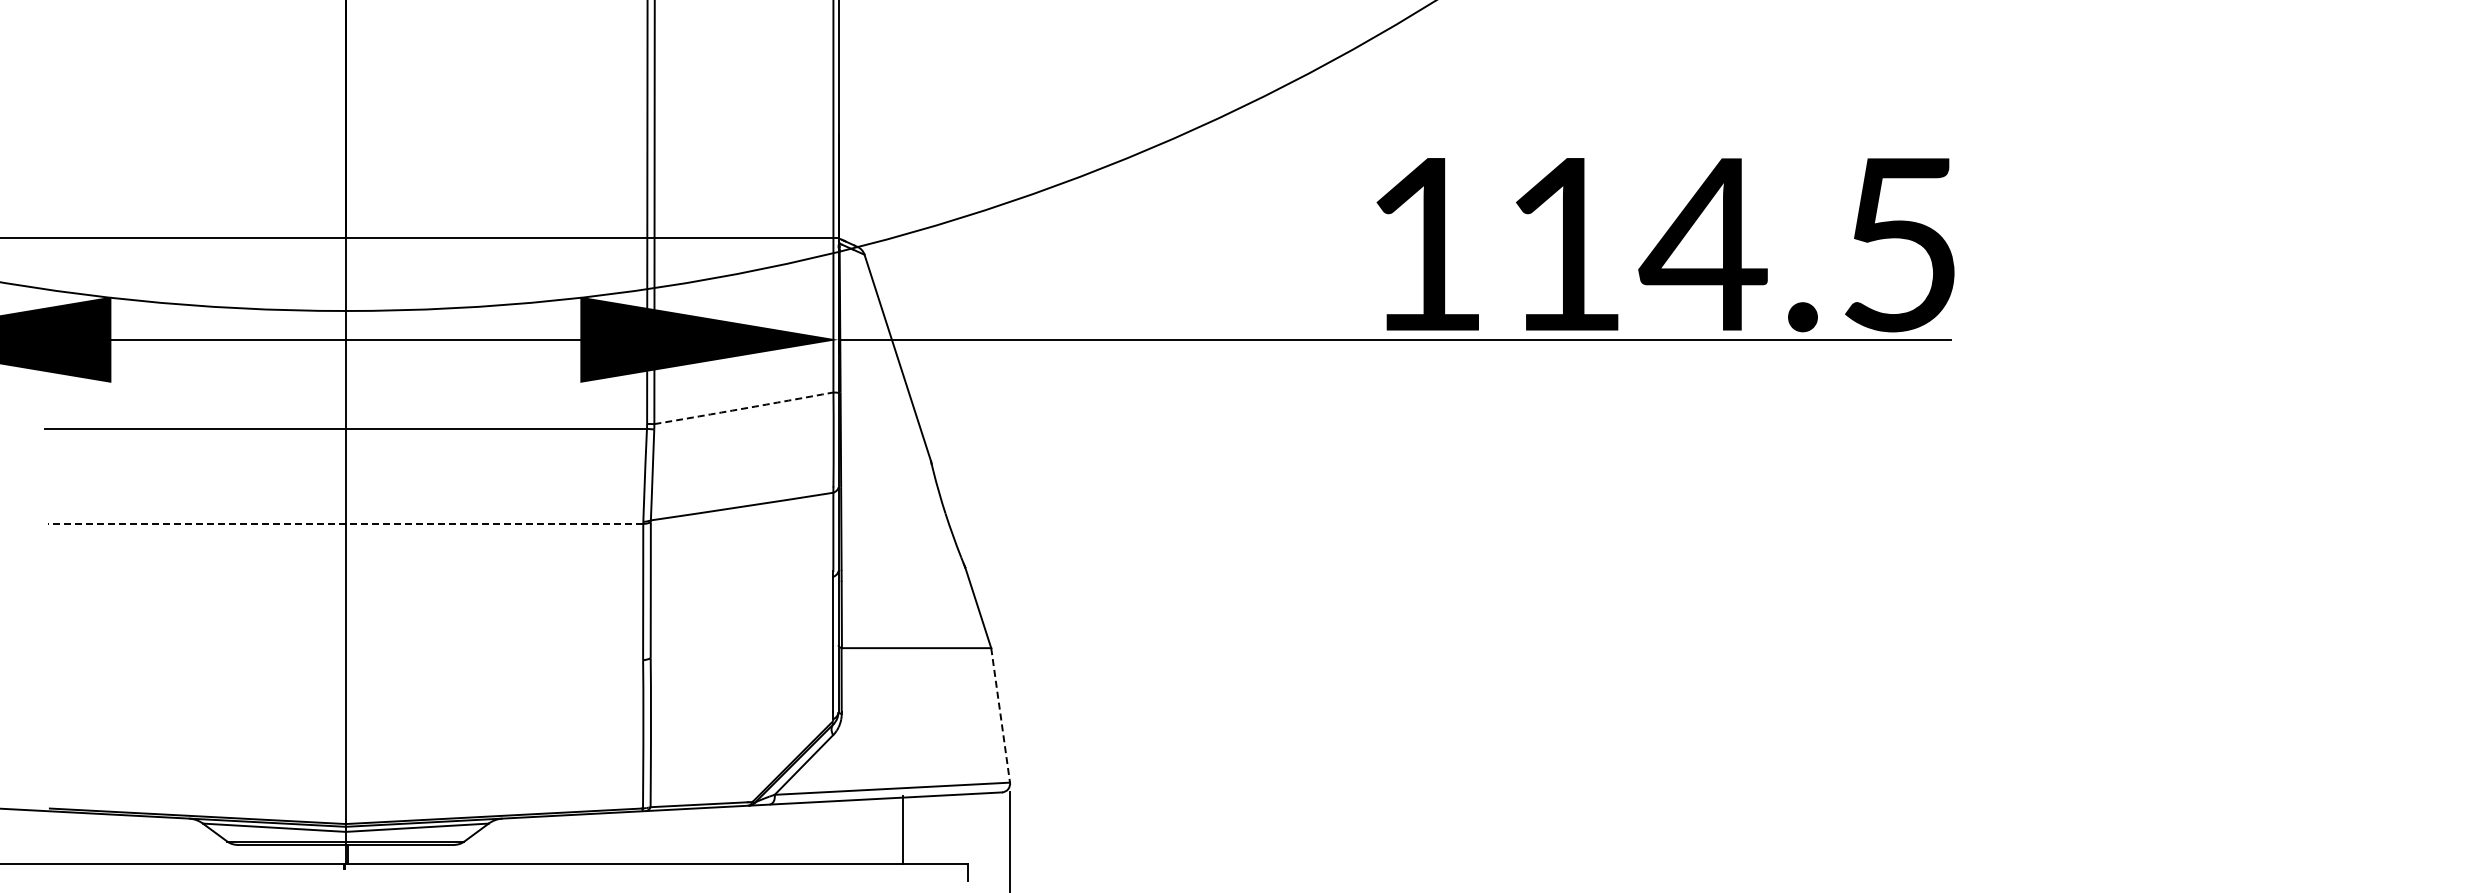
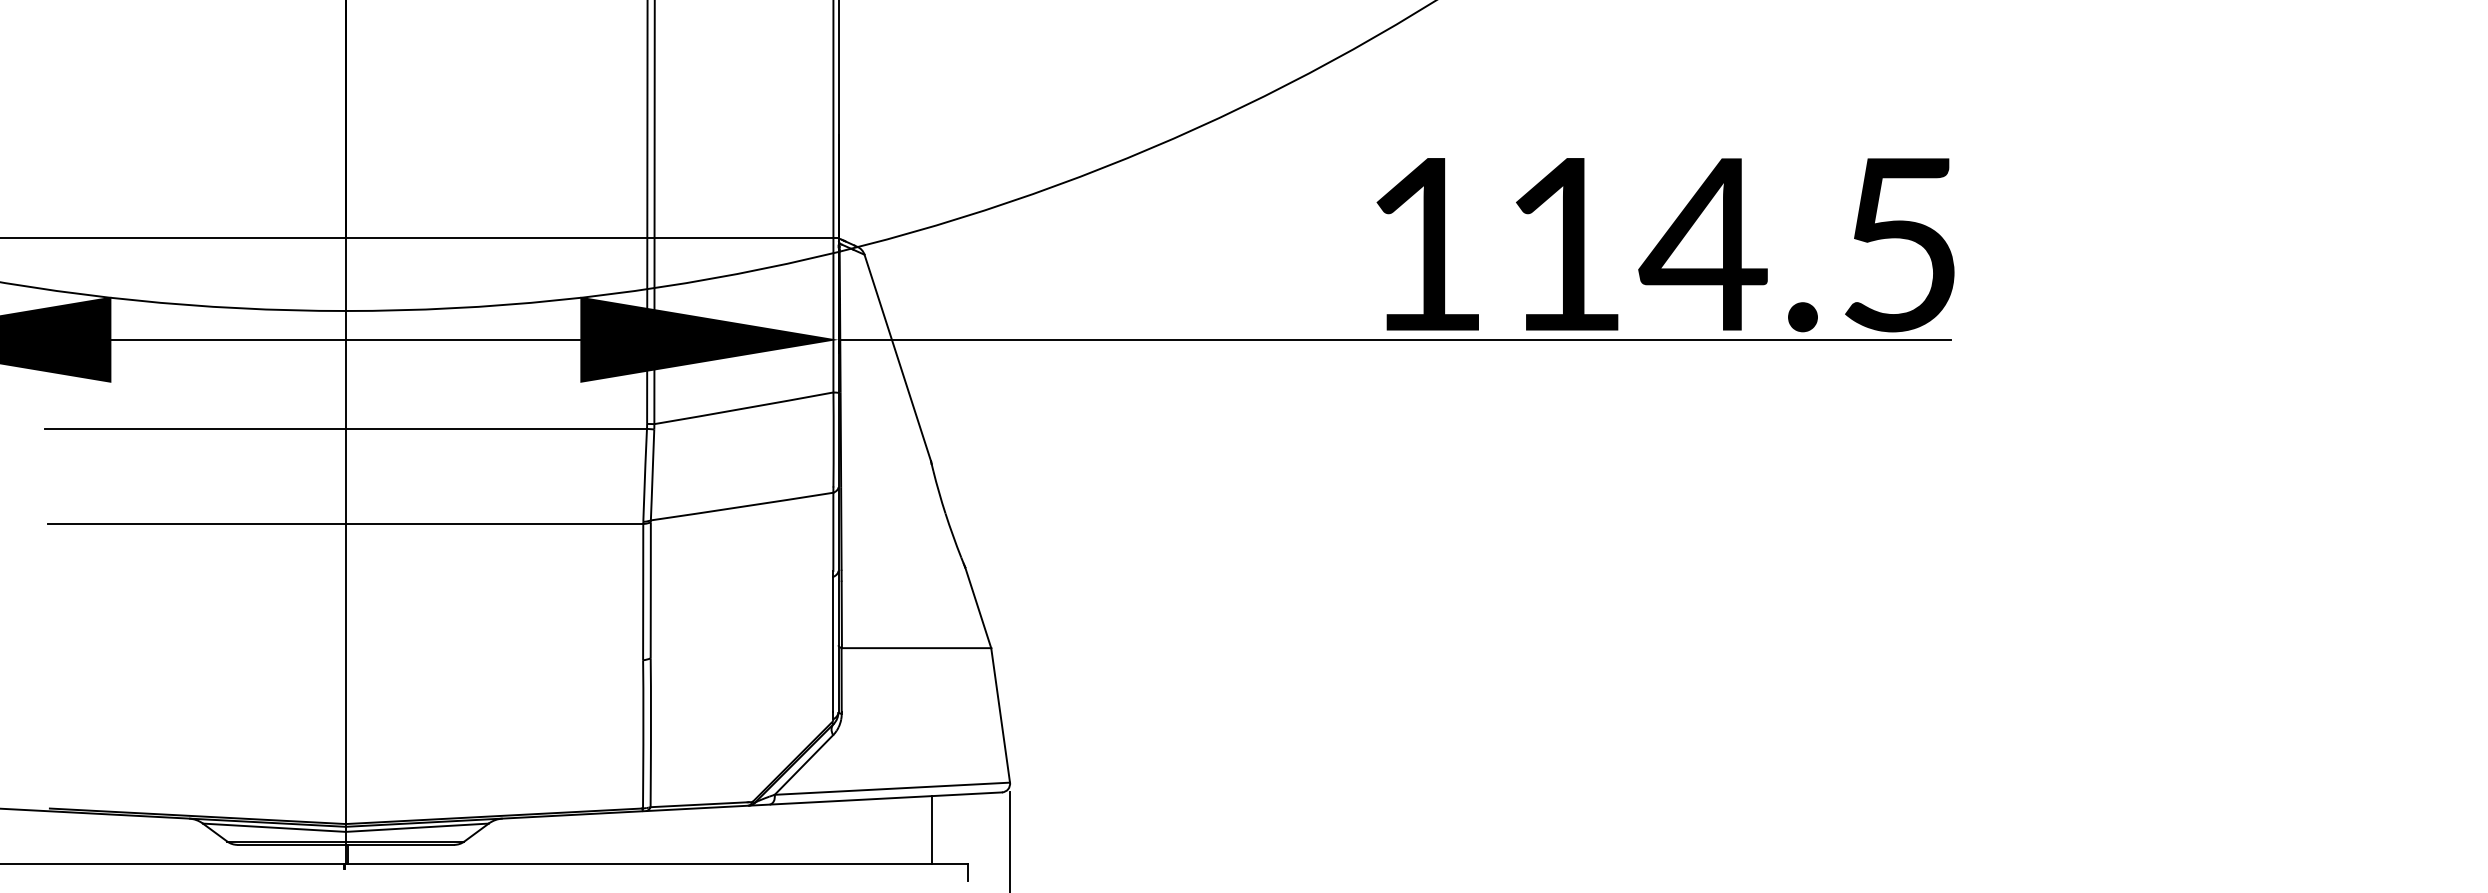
arc: dashed -> solid (743, 408)
line: dashed -> solid (345, 524)
line: dashed -> solid (1000, 715)
line position: (902, 829) -> (931, 829) (931, 829)
